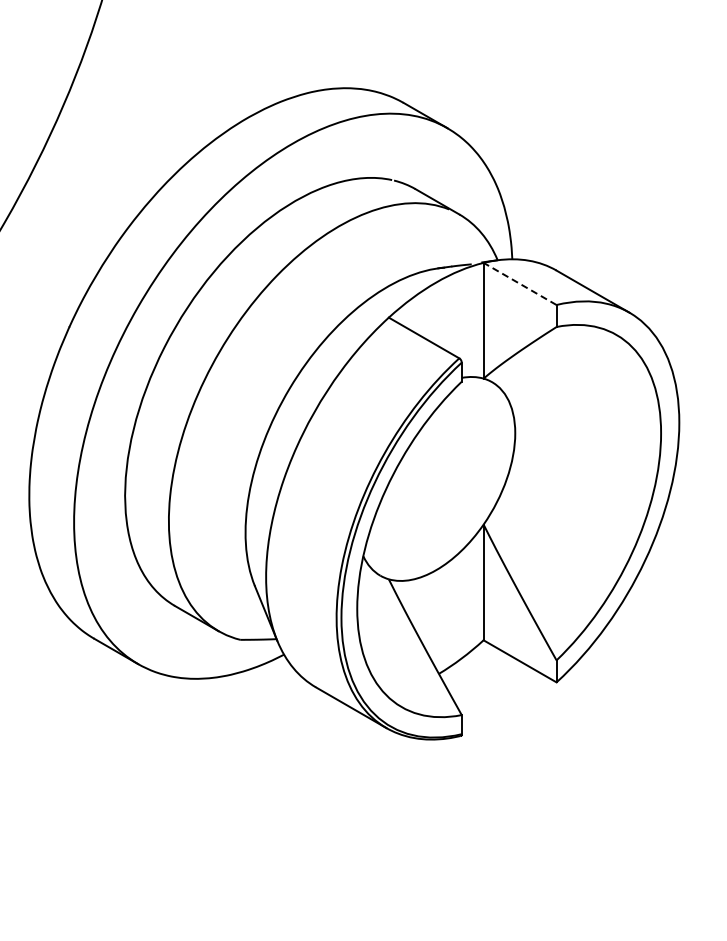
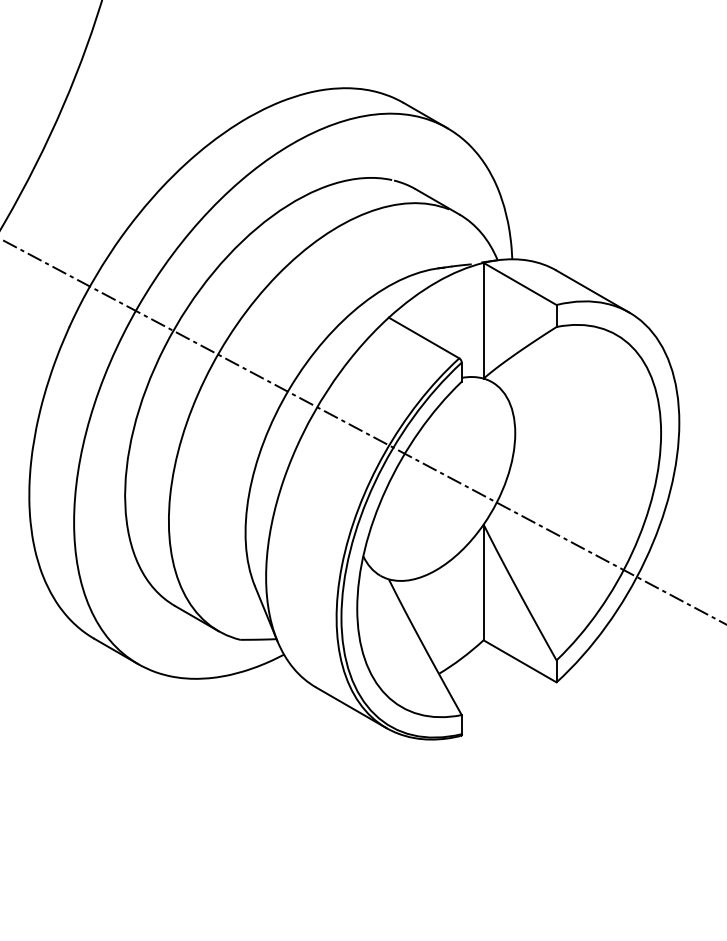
line: dashed -> solid (519, 283)
line: none -> present (362, 431)
